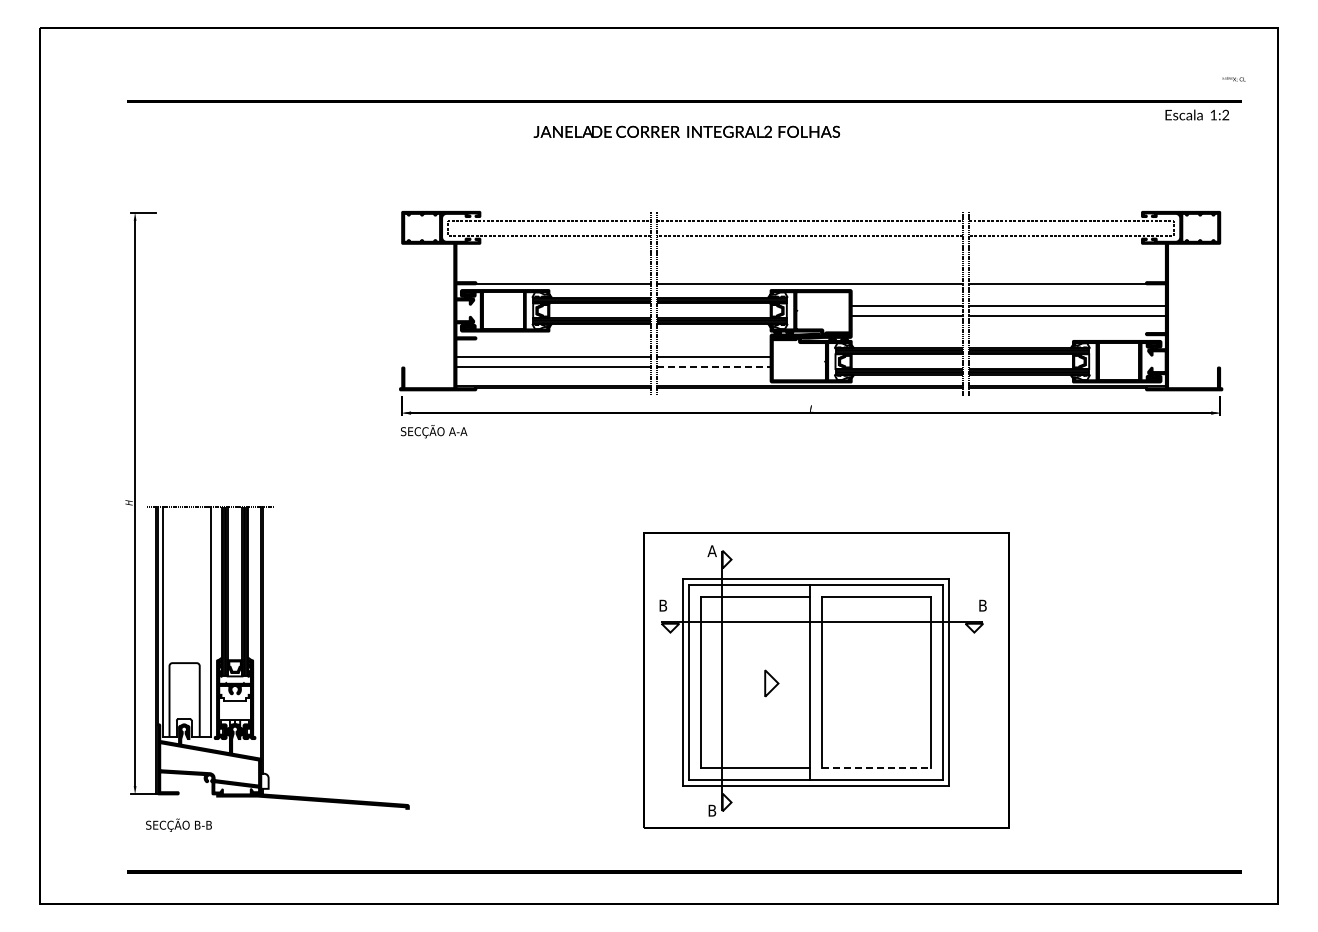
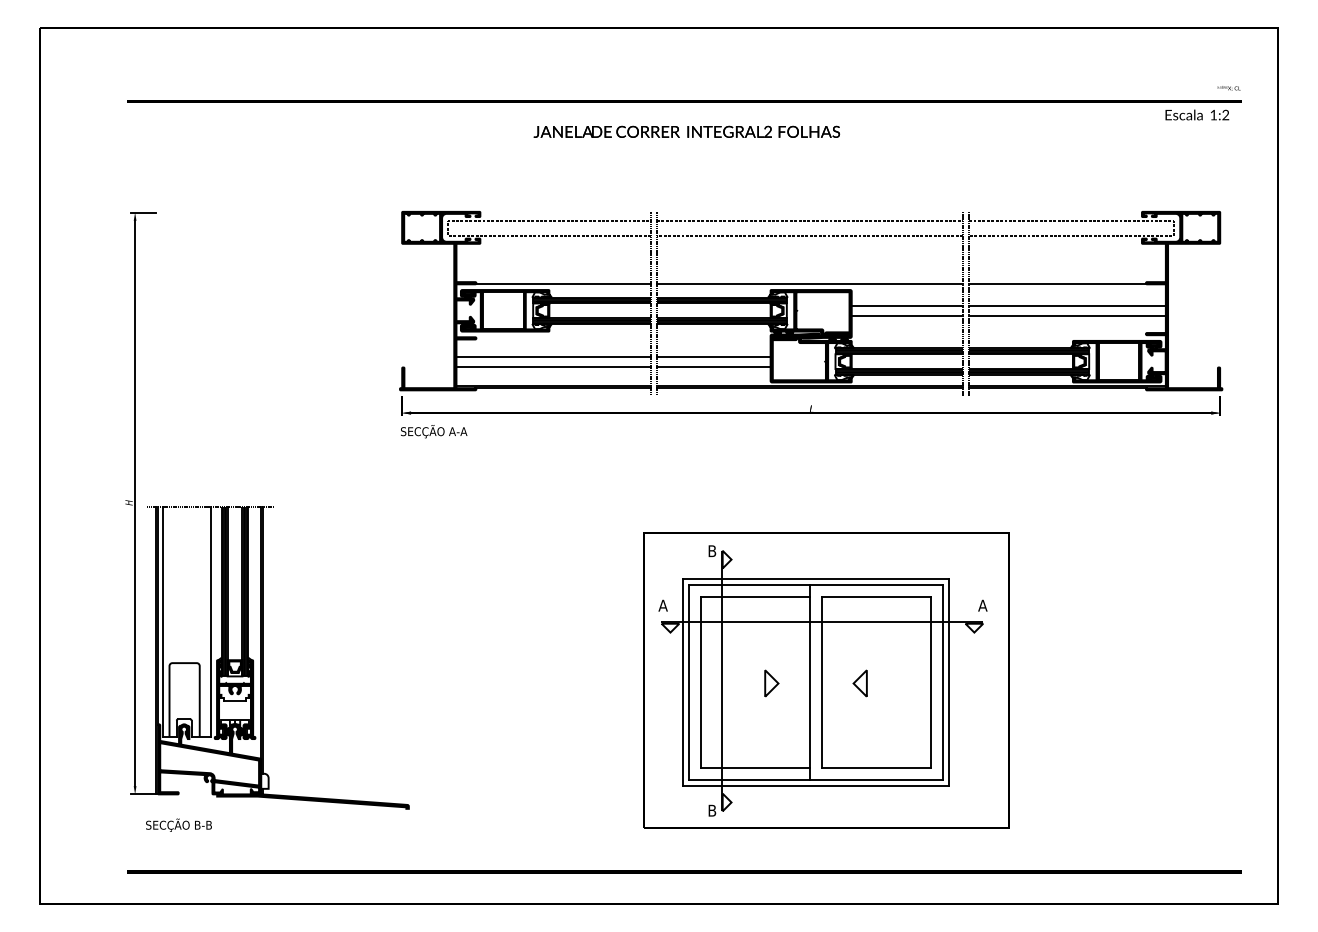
text position: (1233, 79) -> (1228, 88) (1228, 88)
line: dashed -> solid (713, 366)
text: A -> B (711, 551)
text: B -> A (662, 605)
text: B -> A (982, 605)
part: none -> present (859, 683)
line: dashed -> solid (876, 767)
